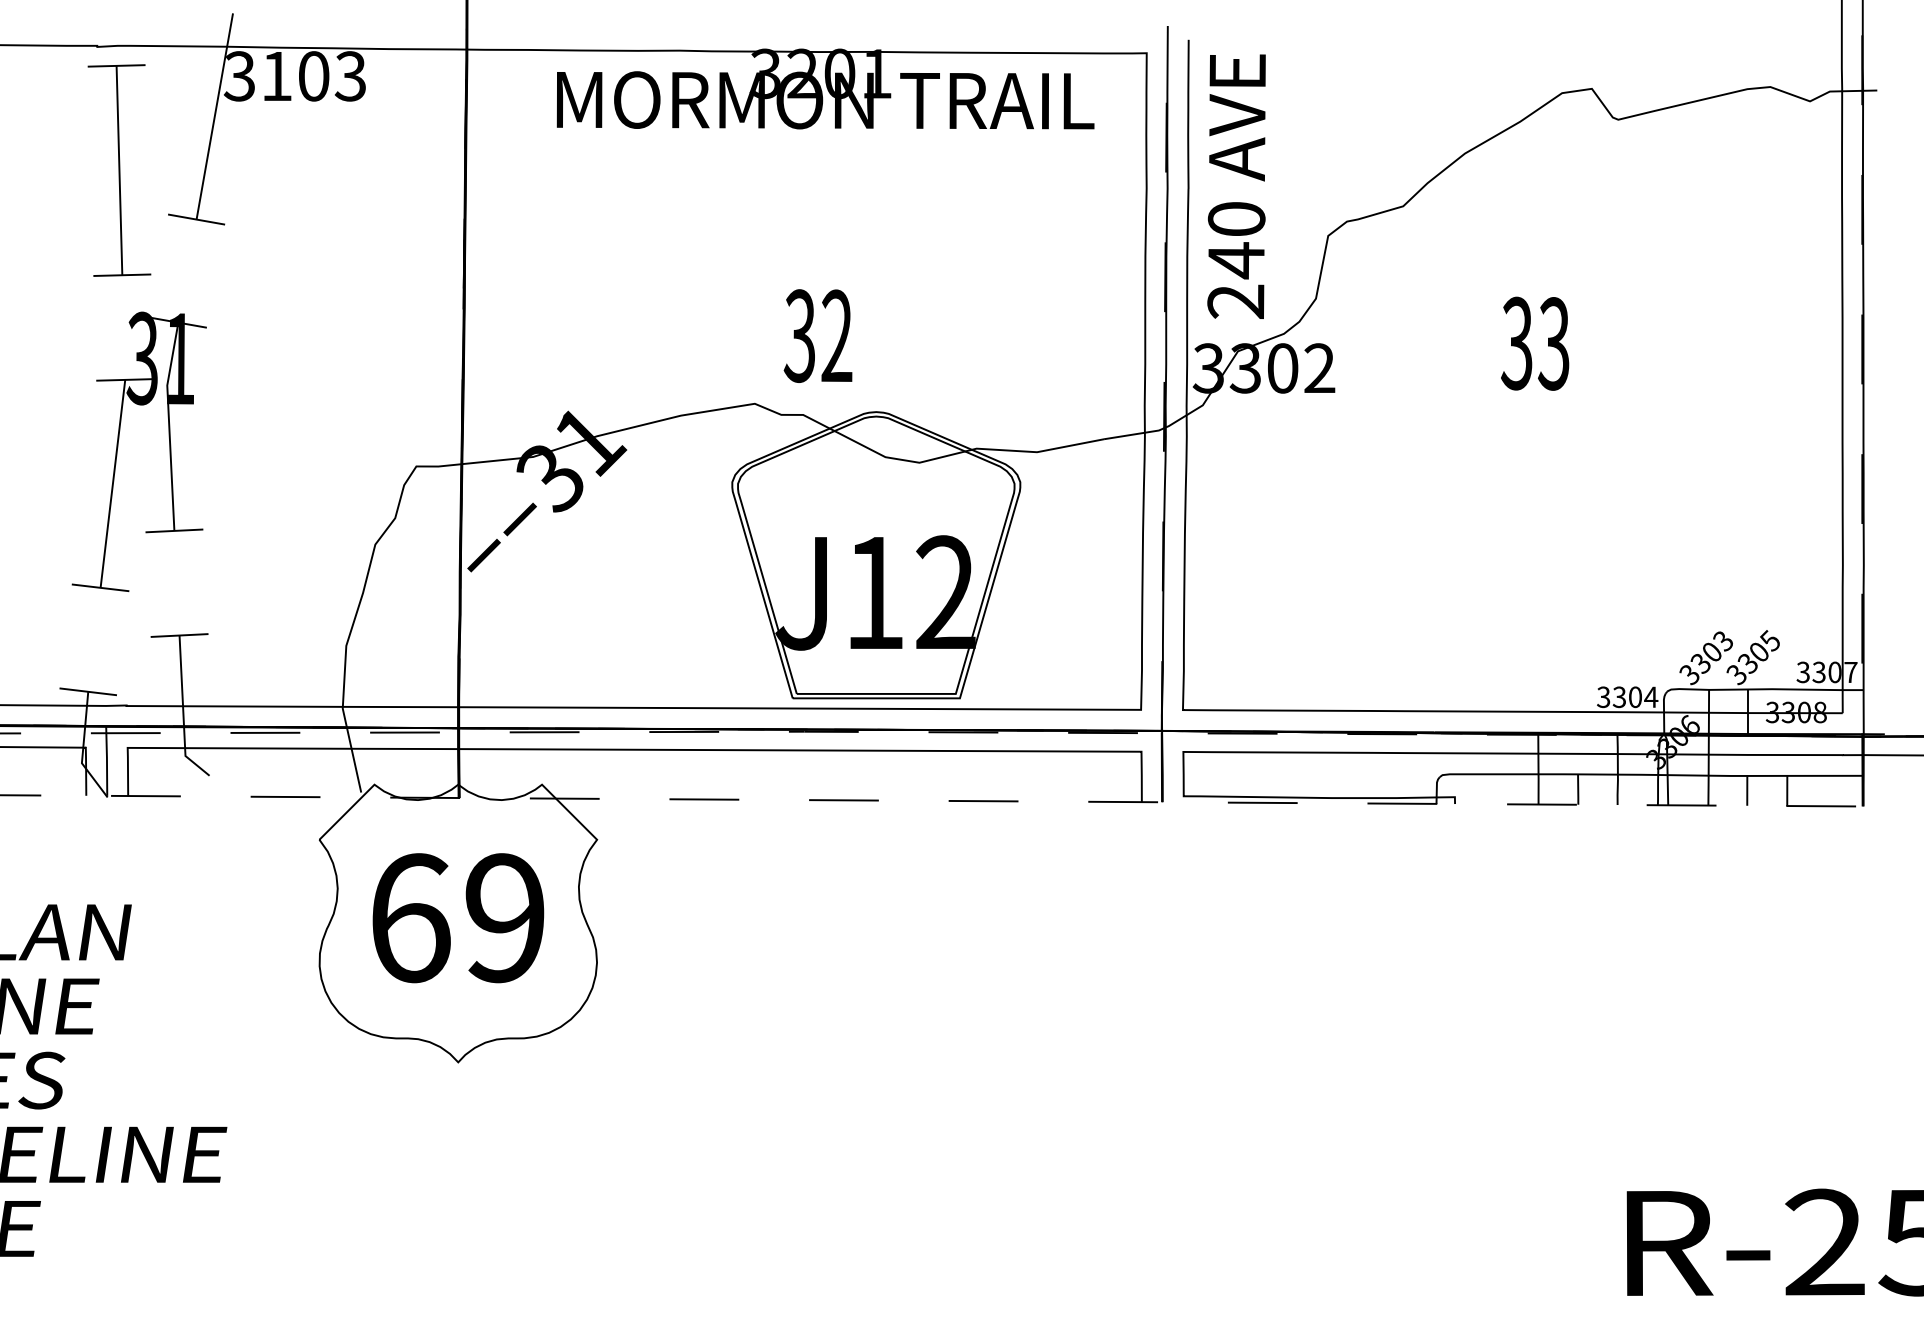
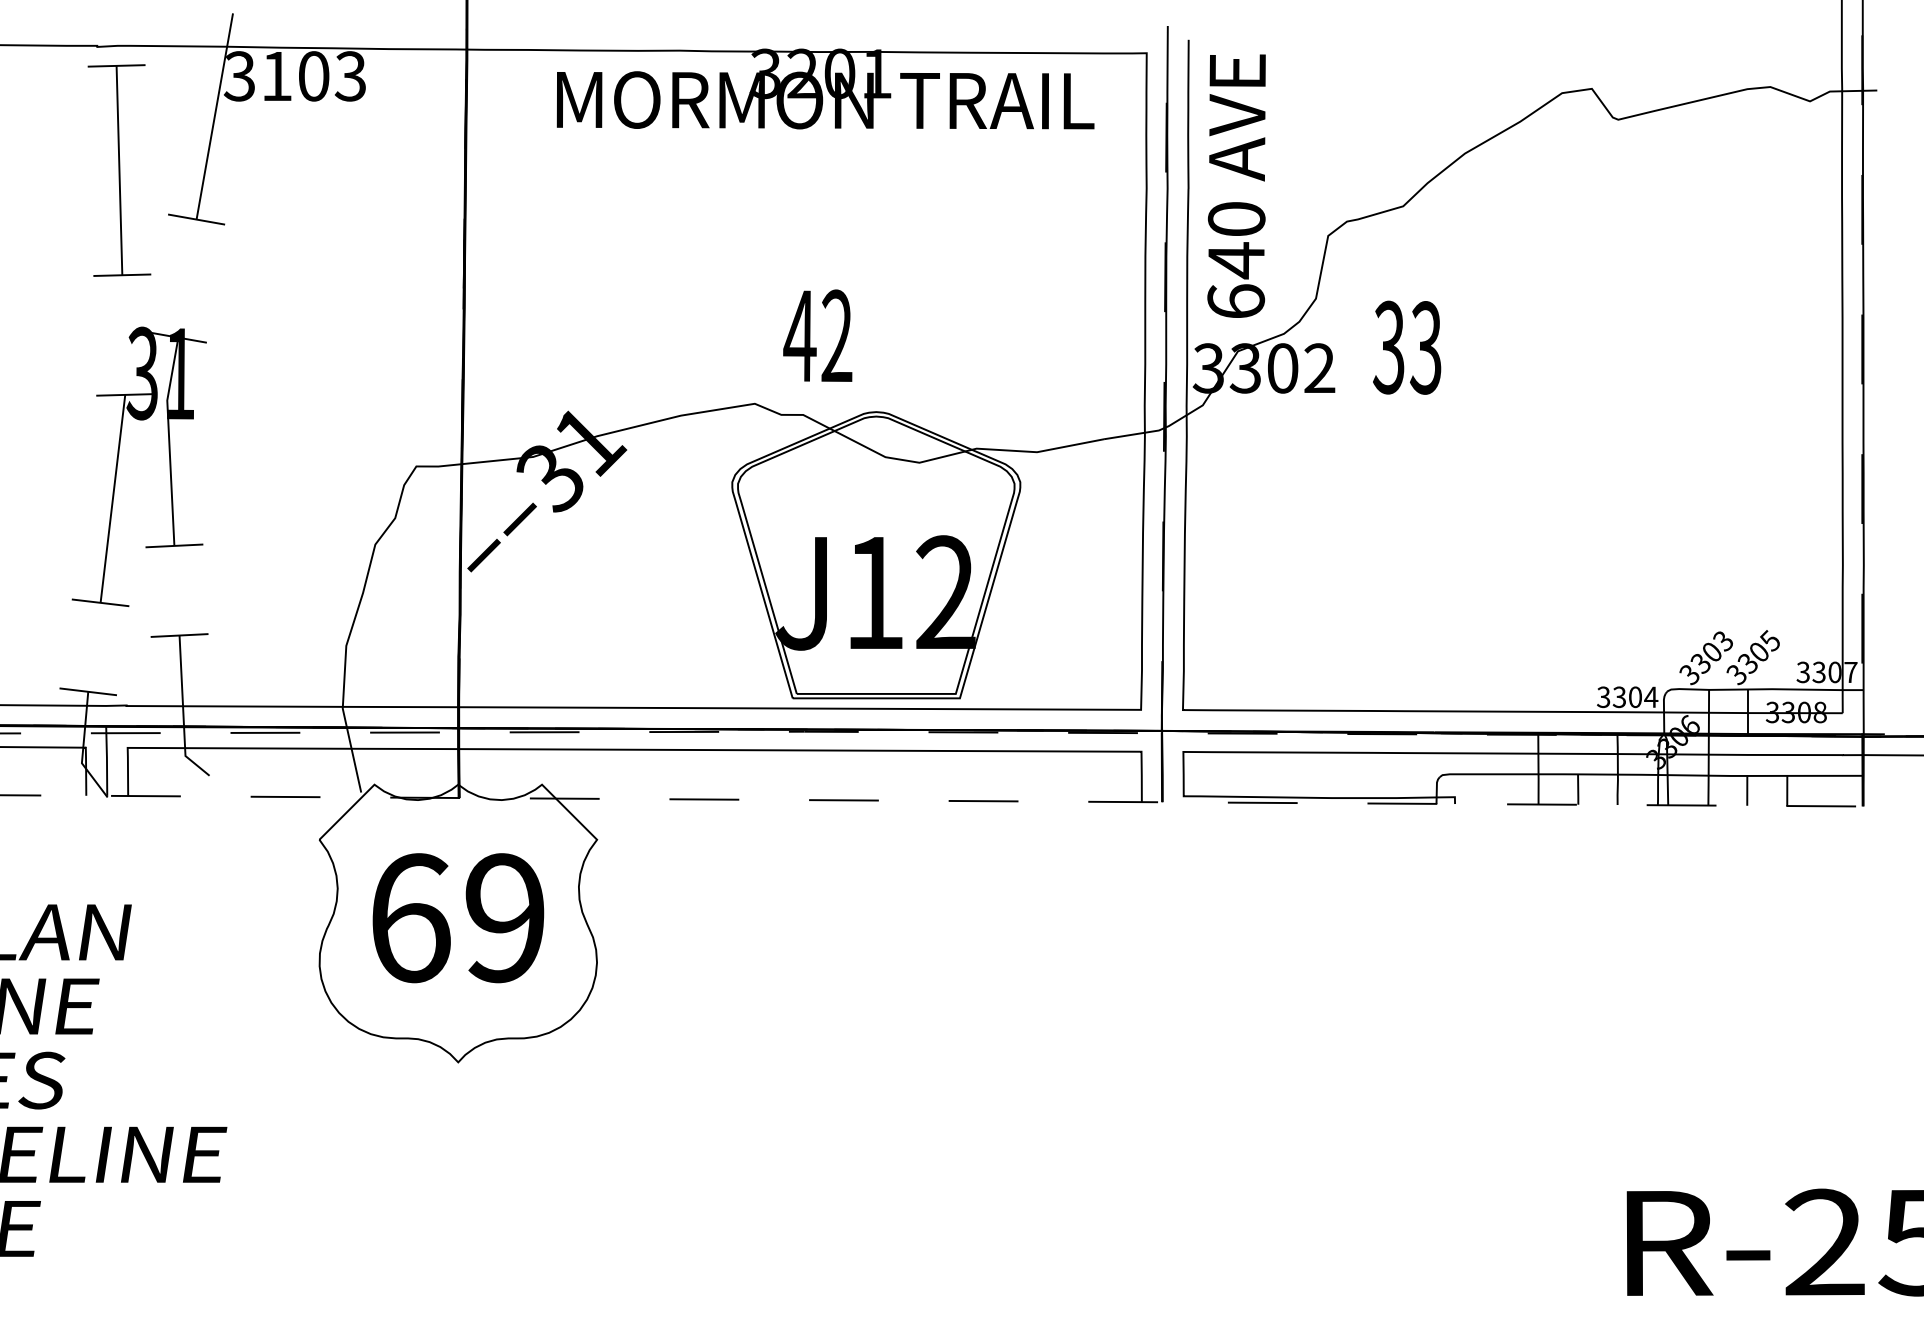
text: 240 -> 640 (1236, 301)
text: 32 -> 42 (799, 335)
text position: (1535, 343) -> (1407, 347) (1407, 347)
part position: (118, 447) -> (118, 462) (118, 462)
